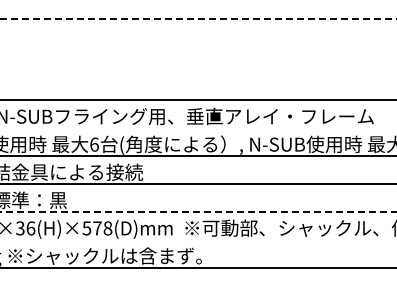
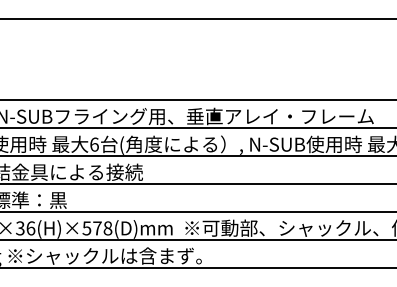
line: dashed -> solid (198, 18)
line: none -> present (197, 128)
line: dashed -> solid (198, 211)
line: none -> present (197, 239)
